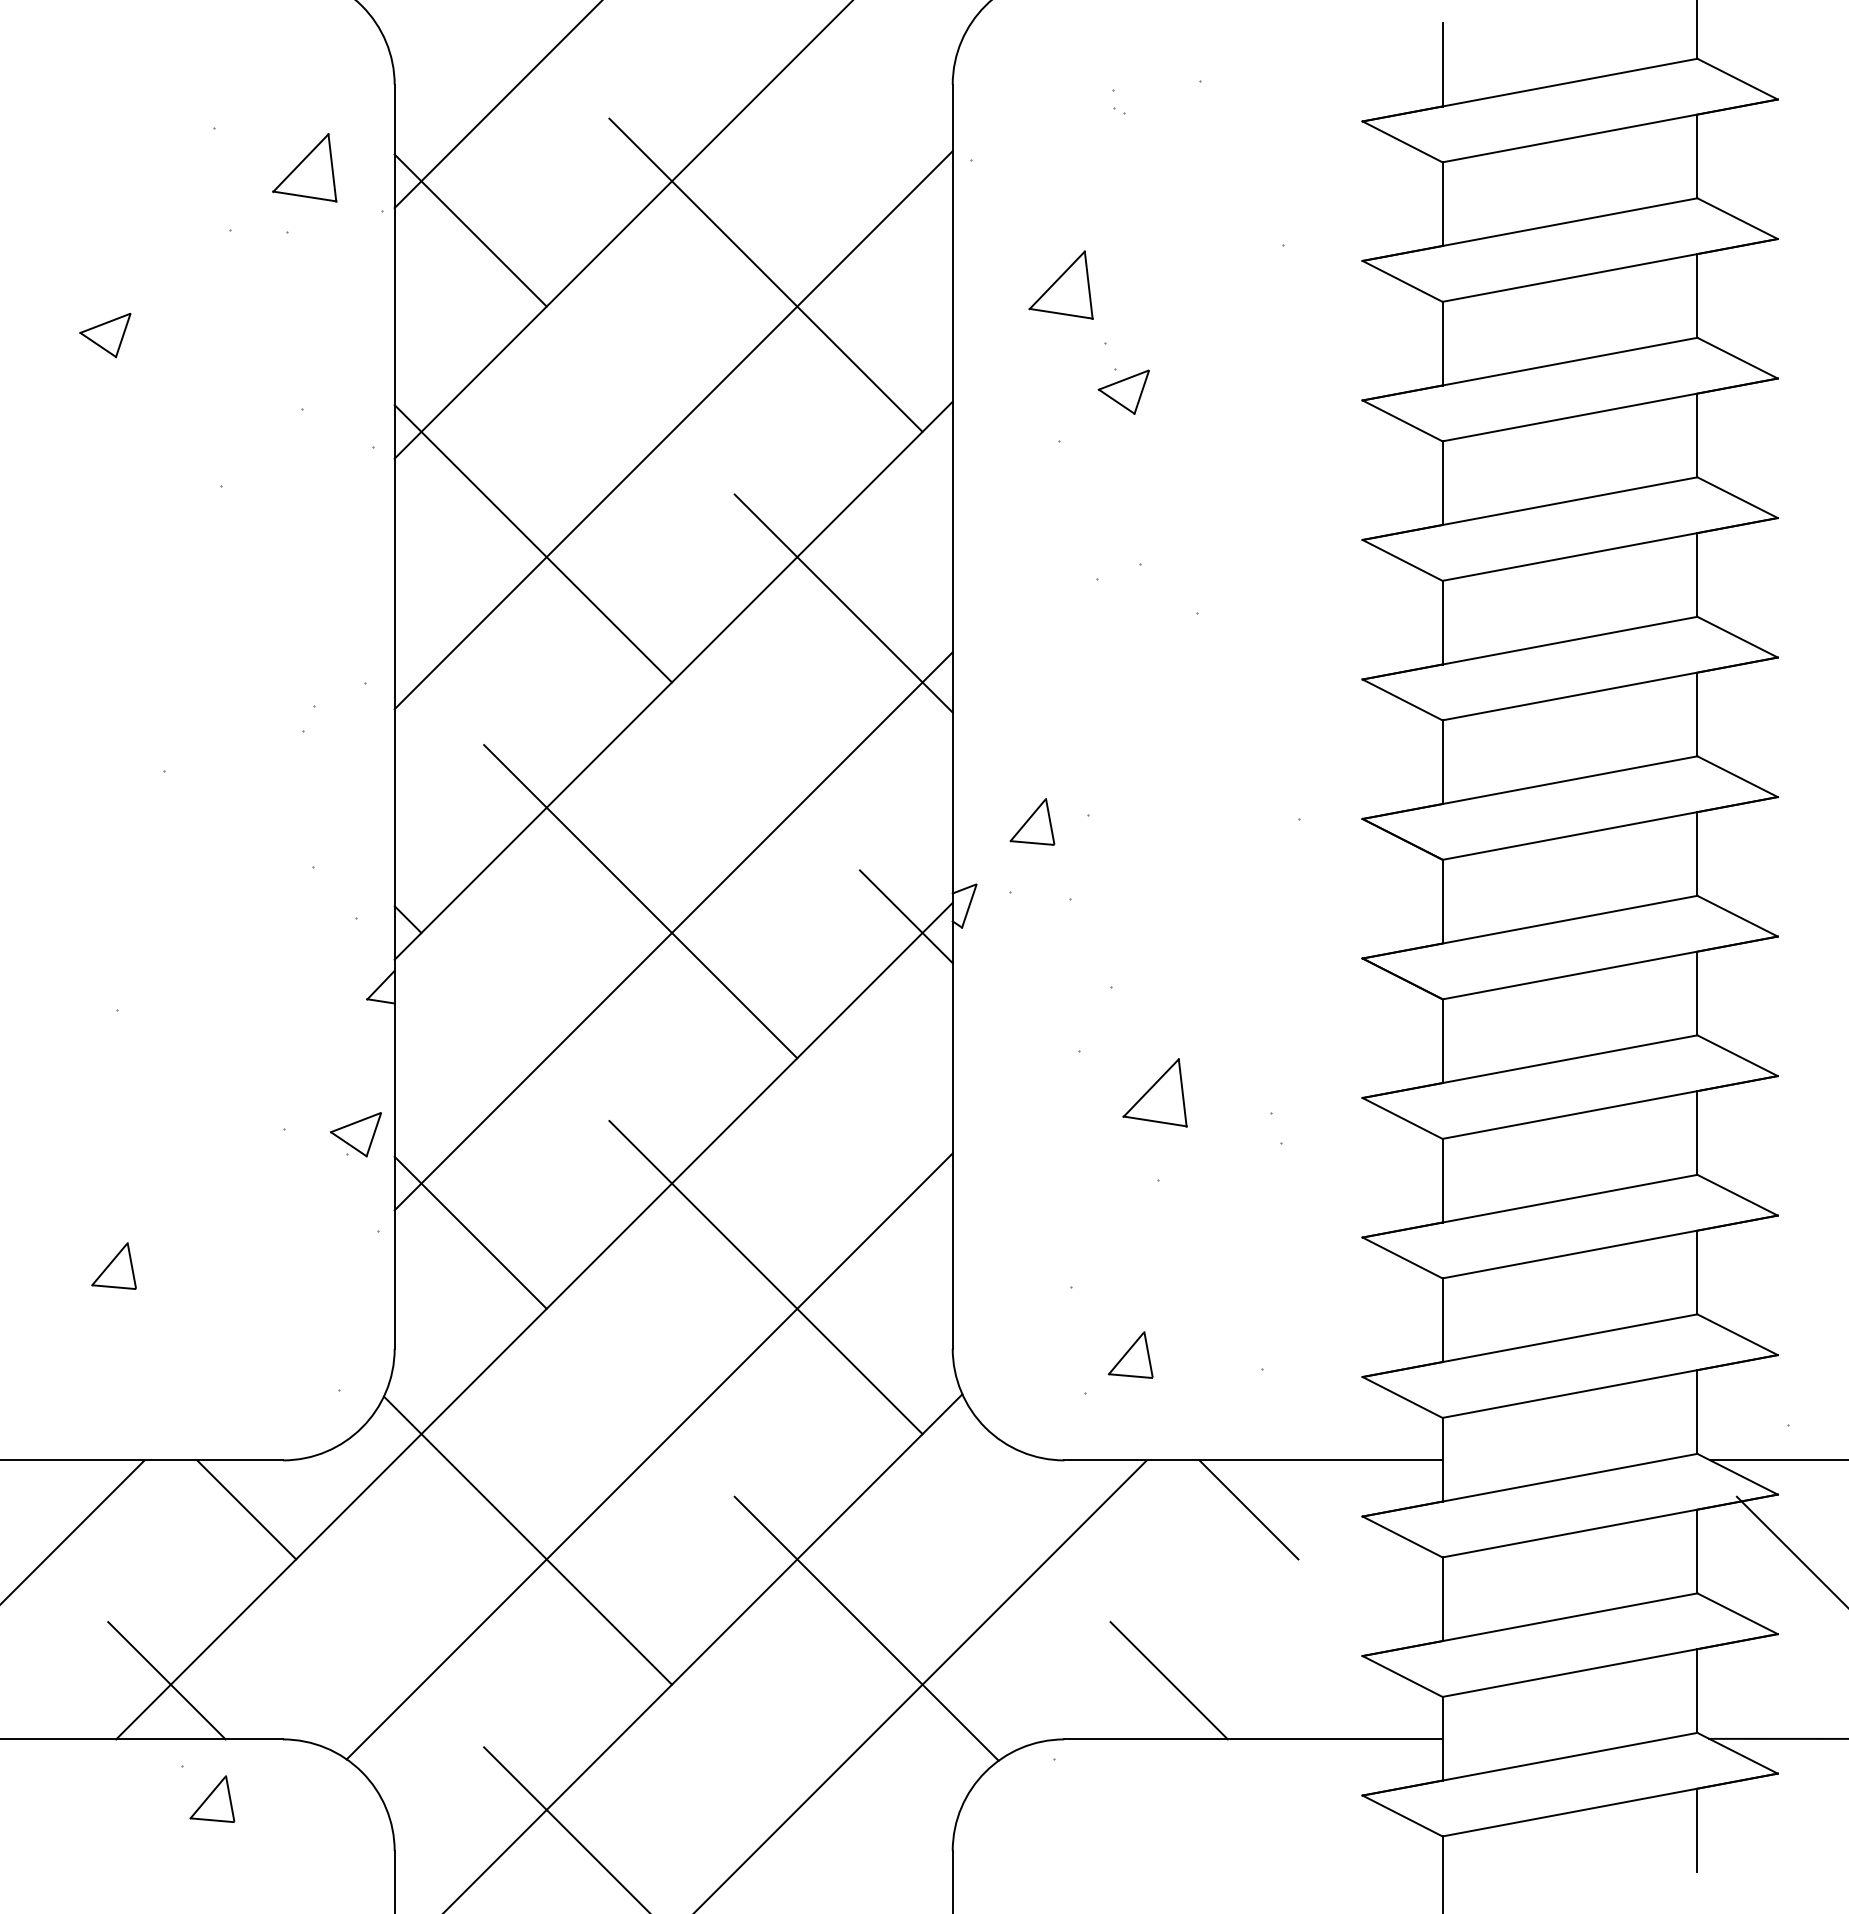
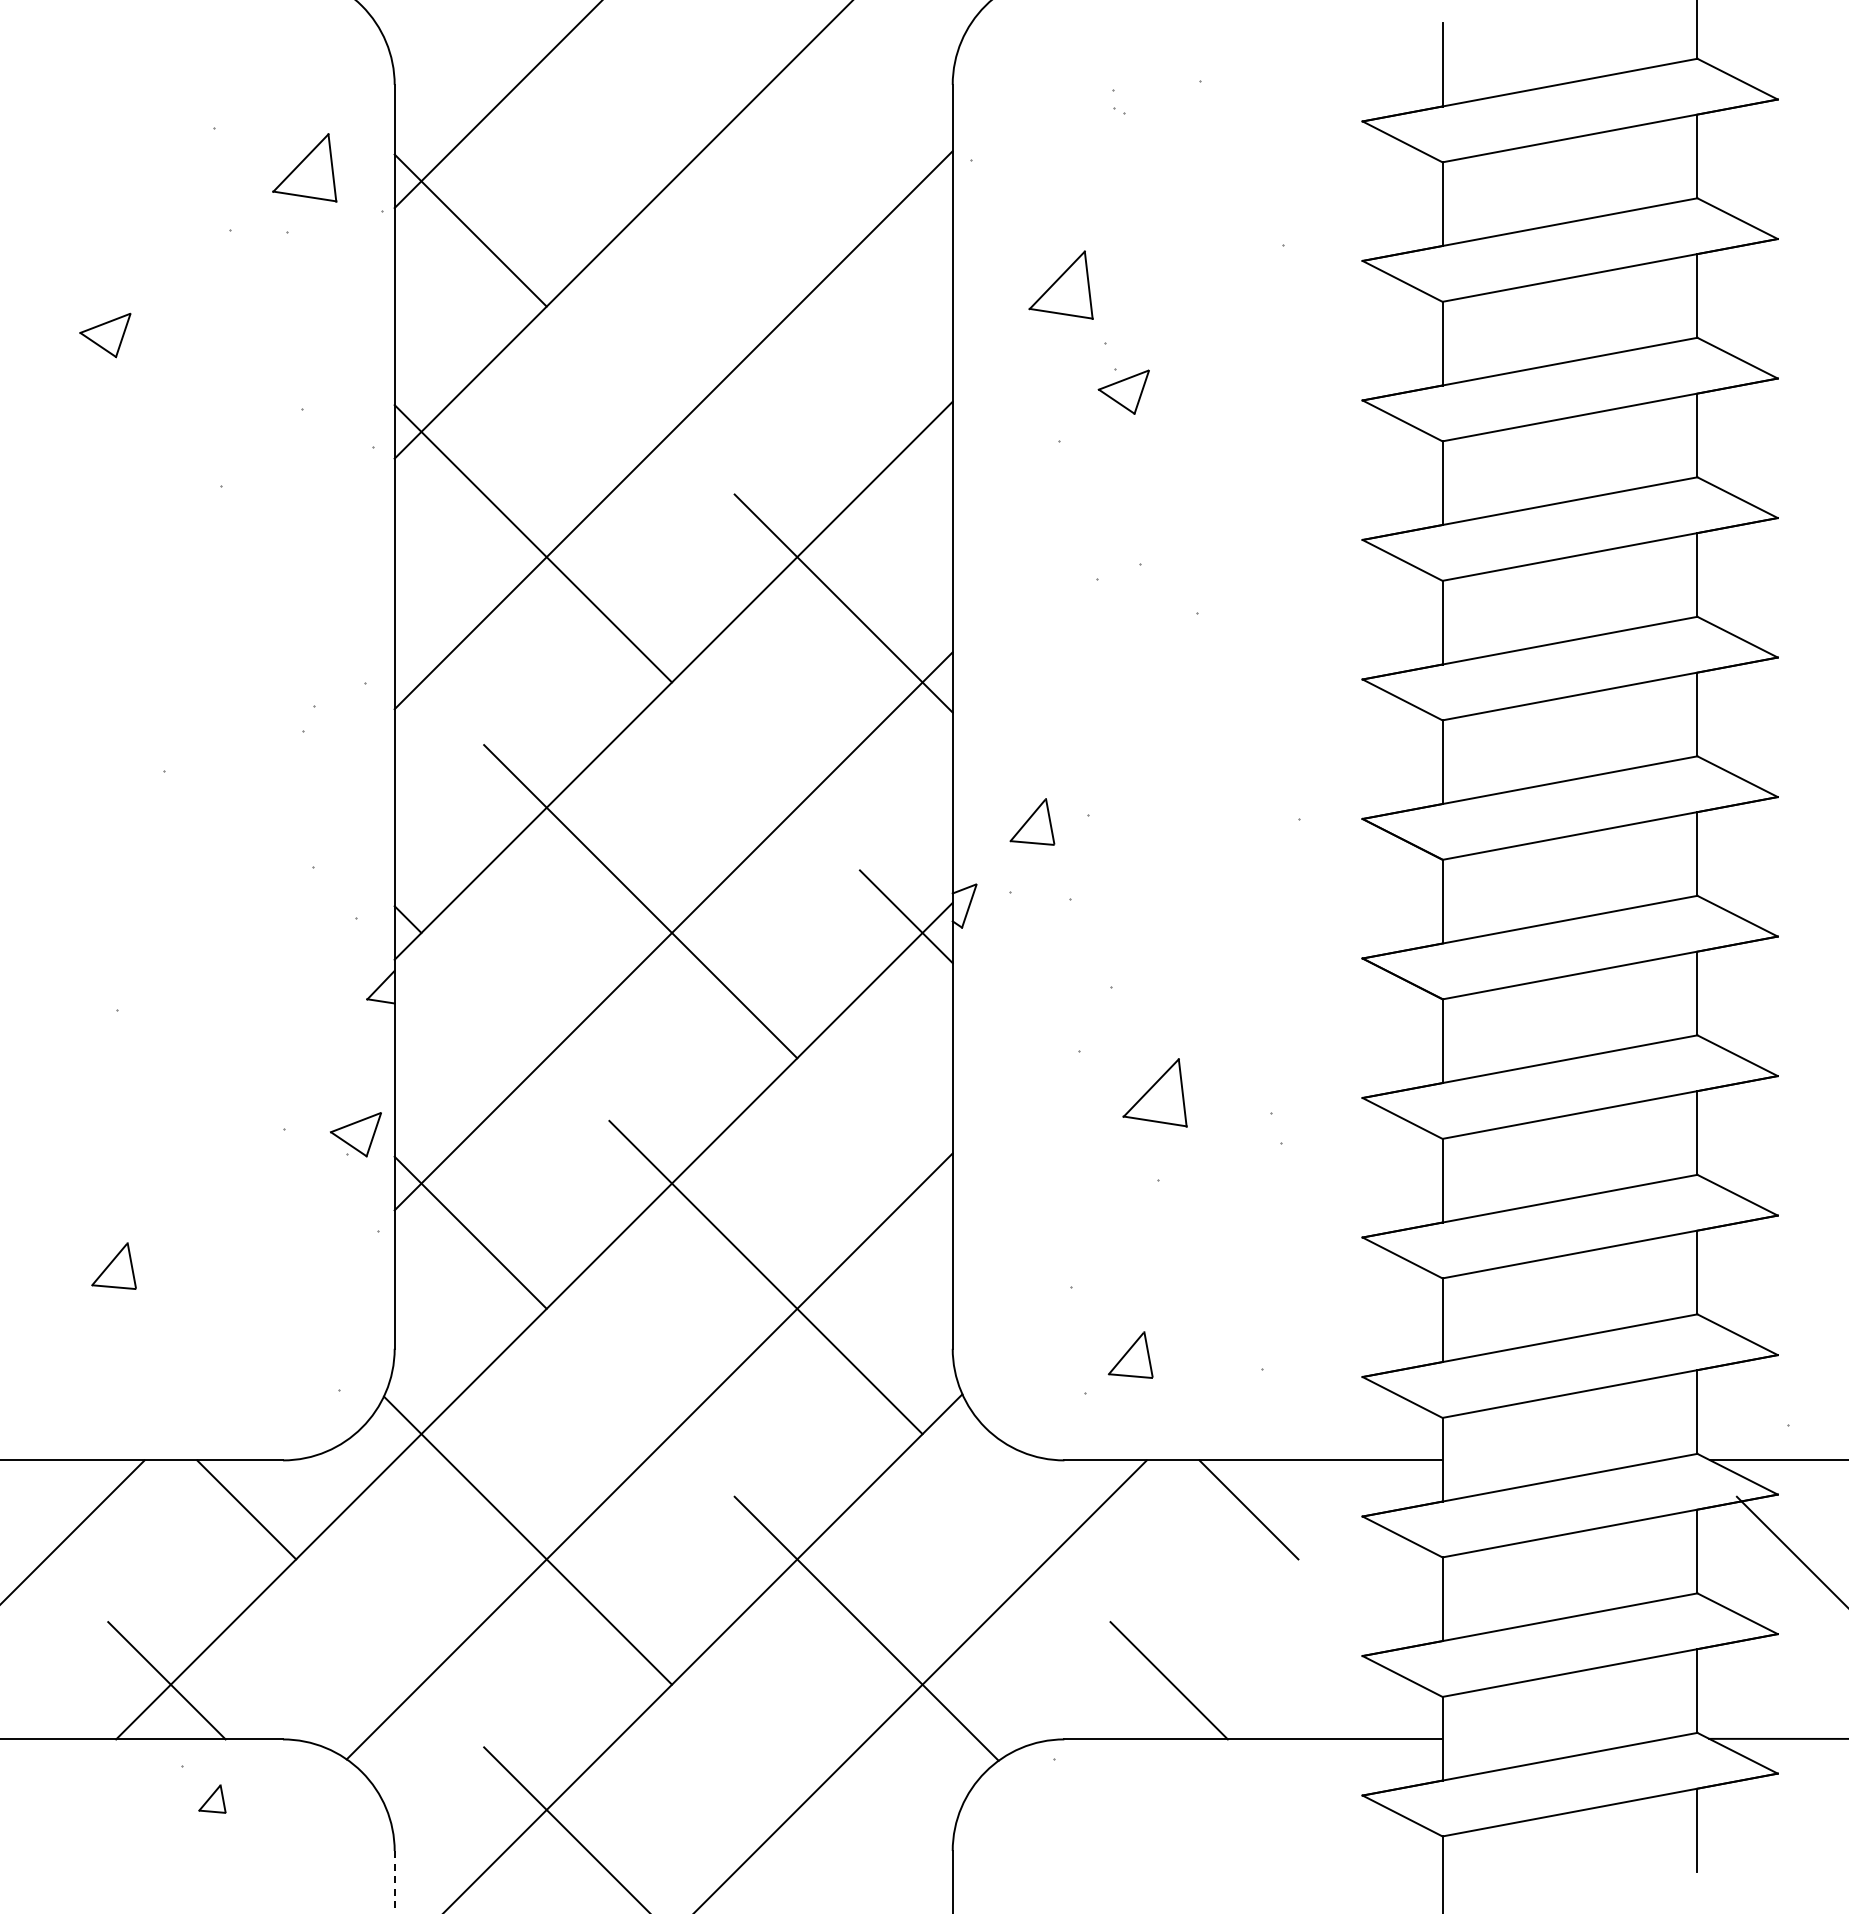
line: present -> none (765, 274)
part size: 47x48 px -> 29x30 px (212, 1798)
line: solid -> dashed (394, 1882)
